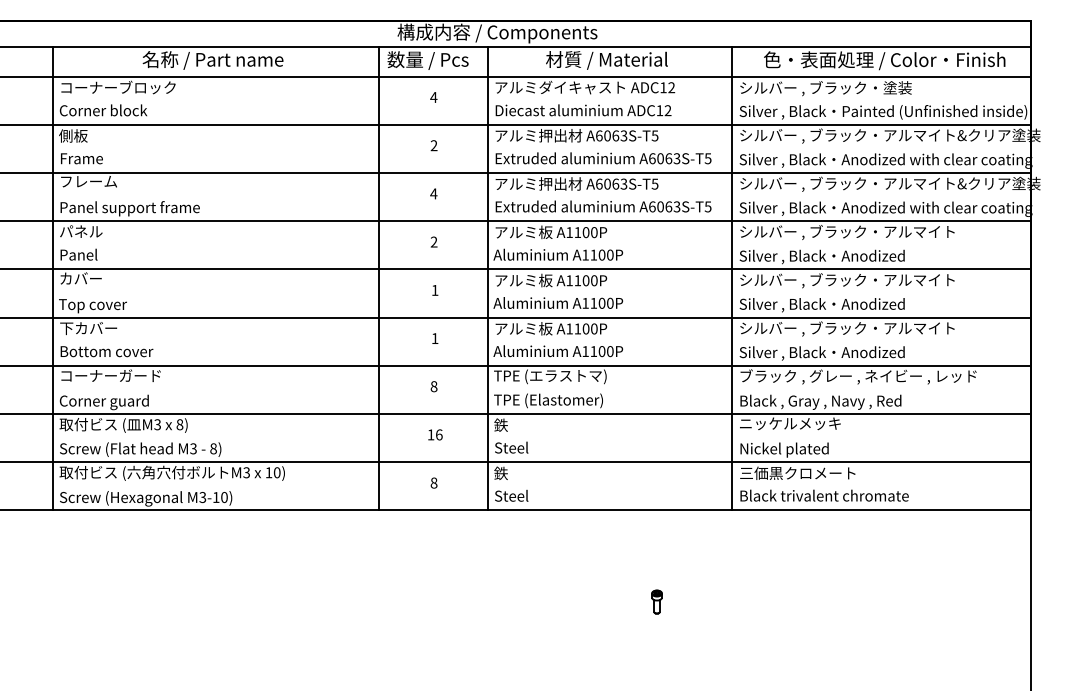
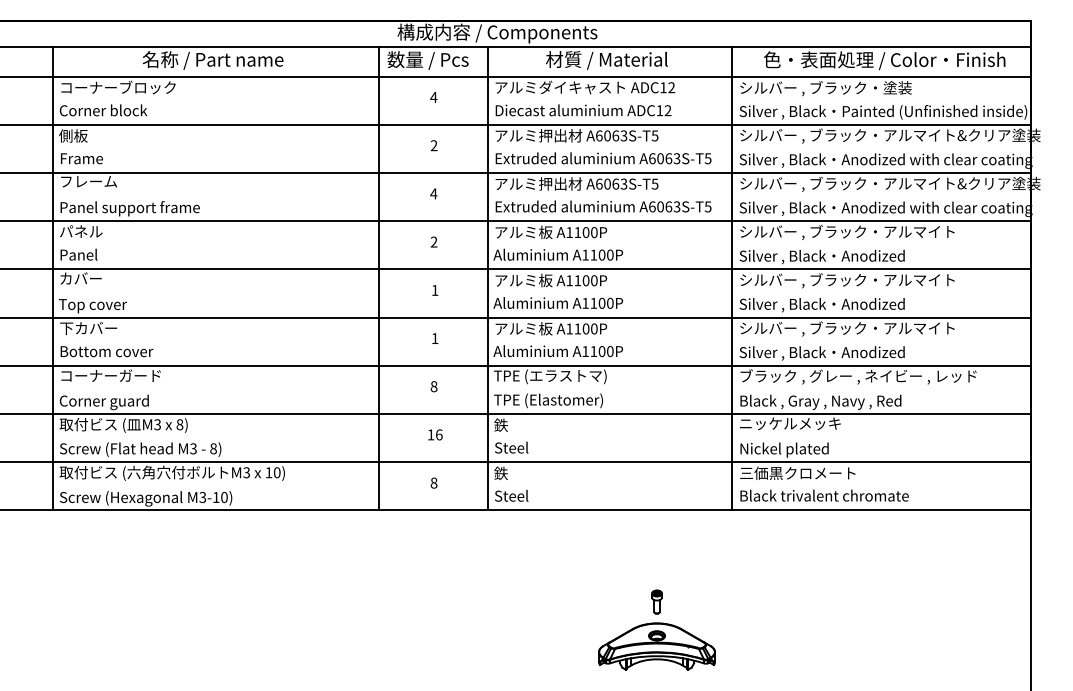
part: none -> present (656, 646)
